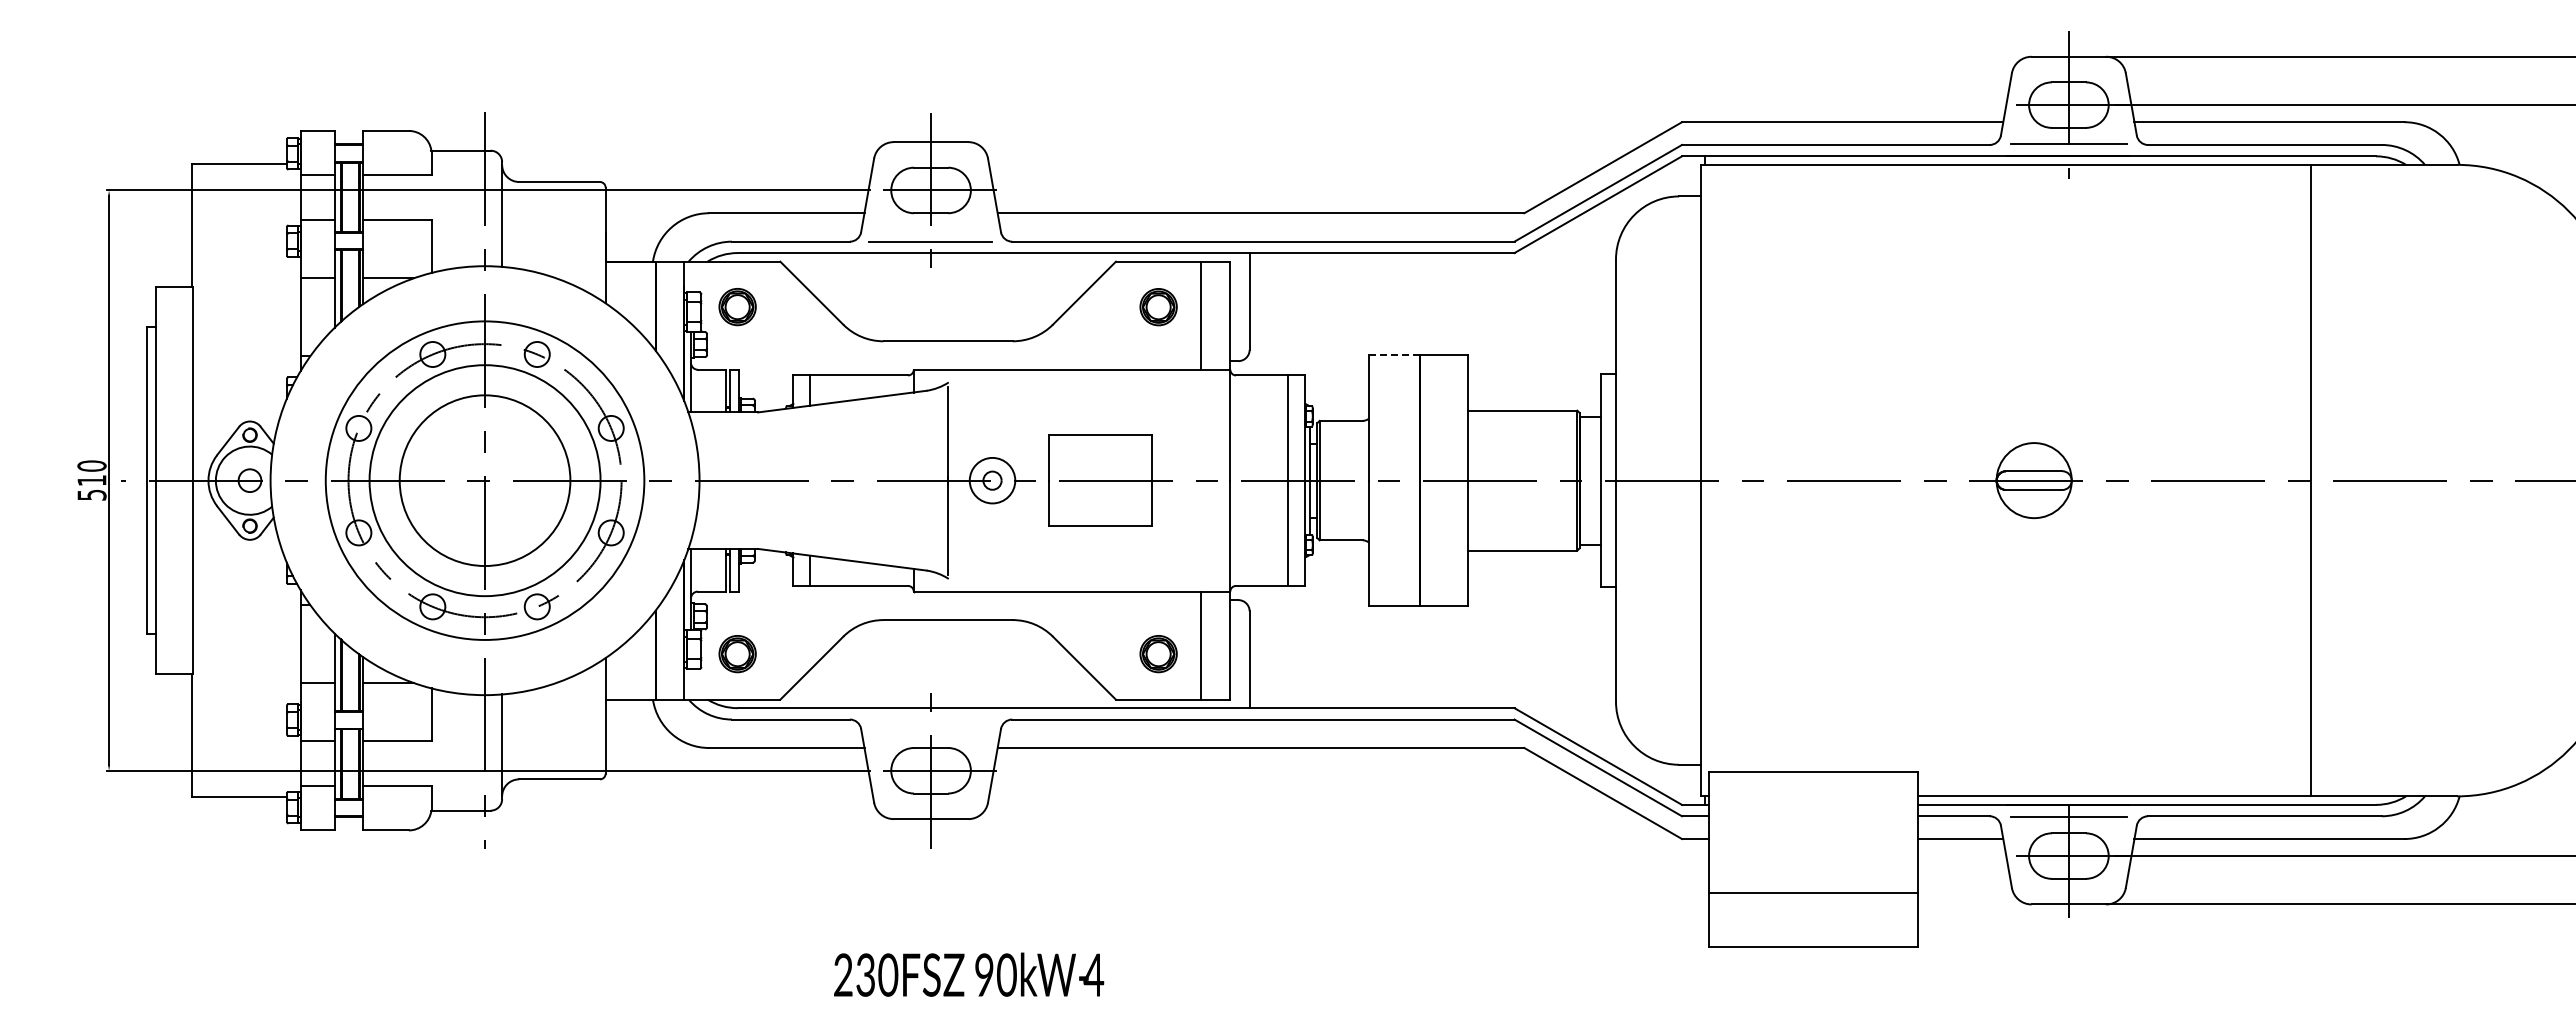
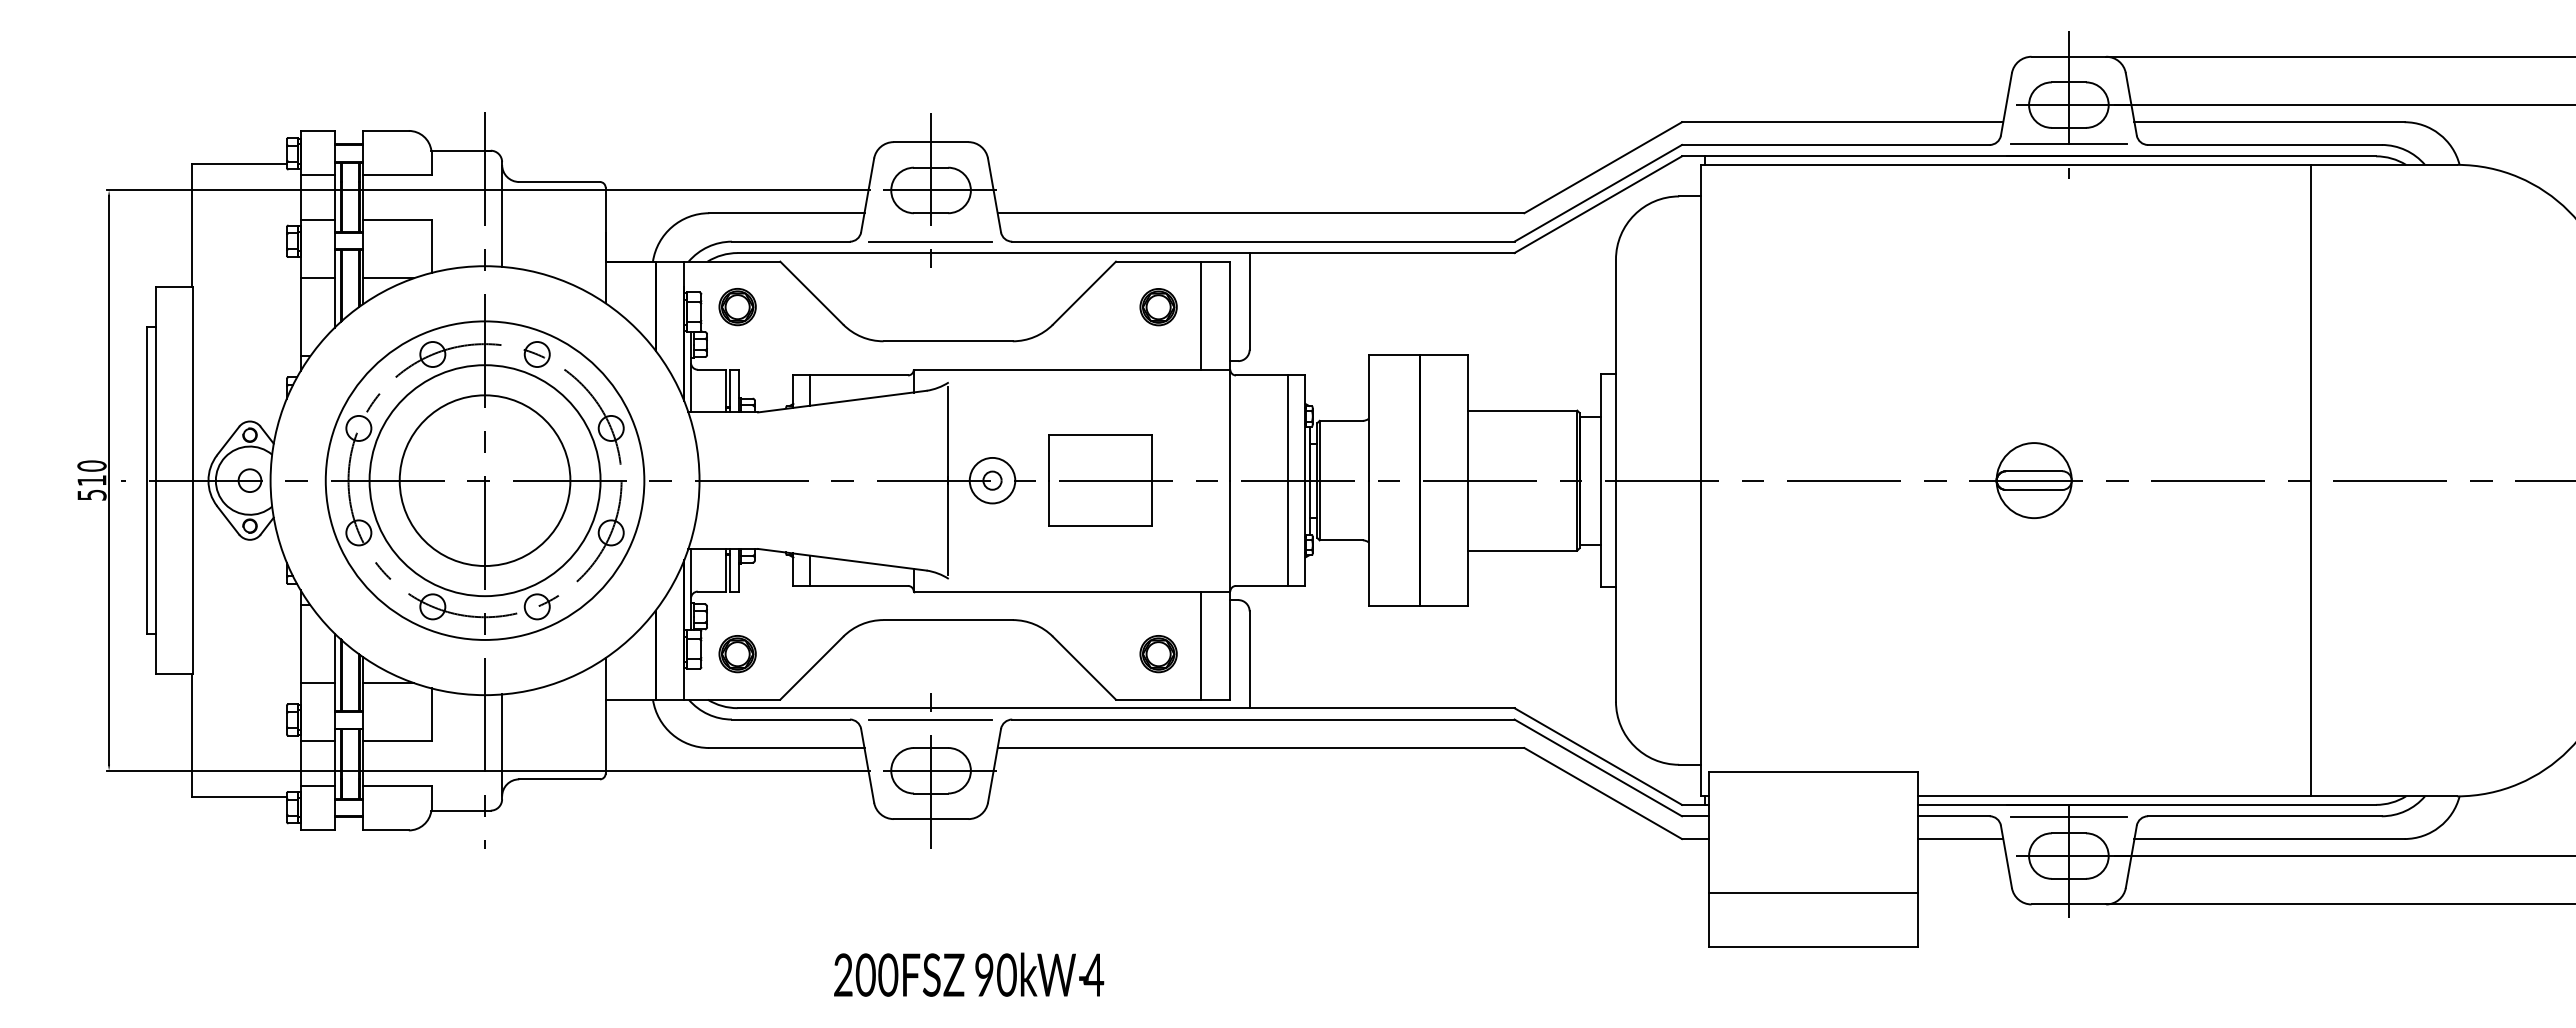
line: dashed -> solid (1394, 355)
line: none -> present (929, 719)
text: 230FSZ -> 200FSZ (865, 974)
